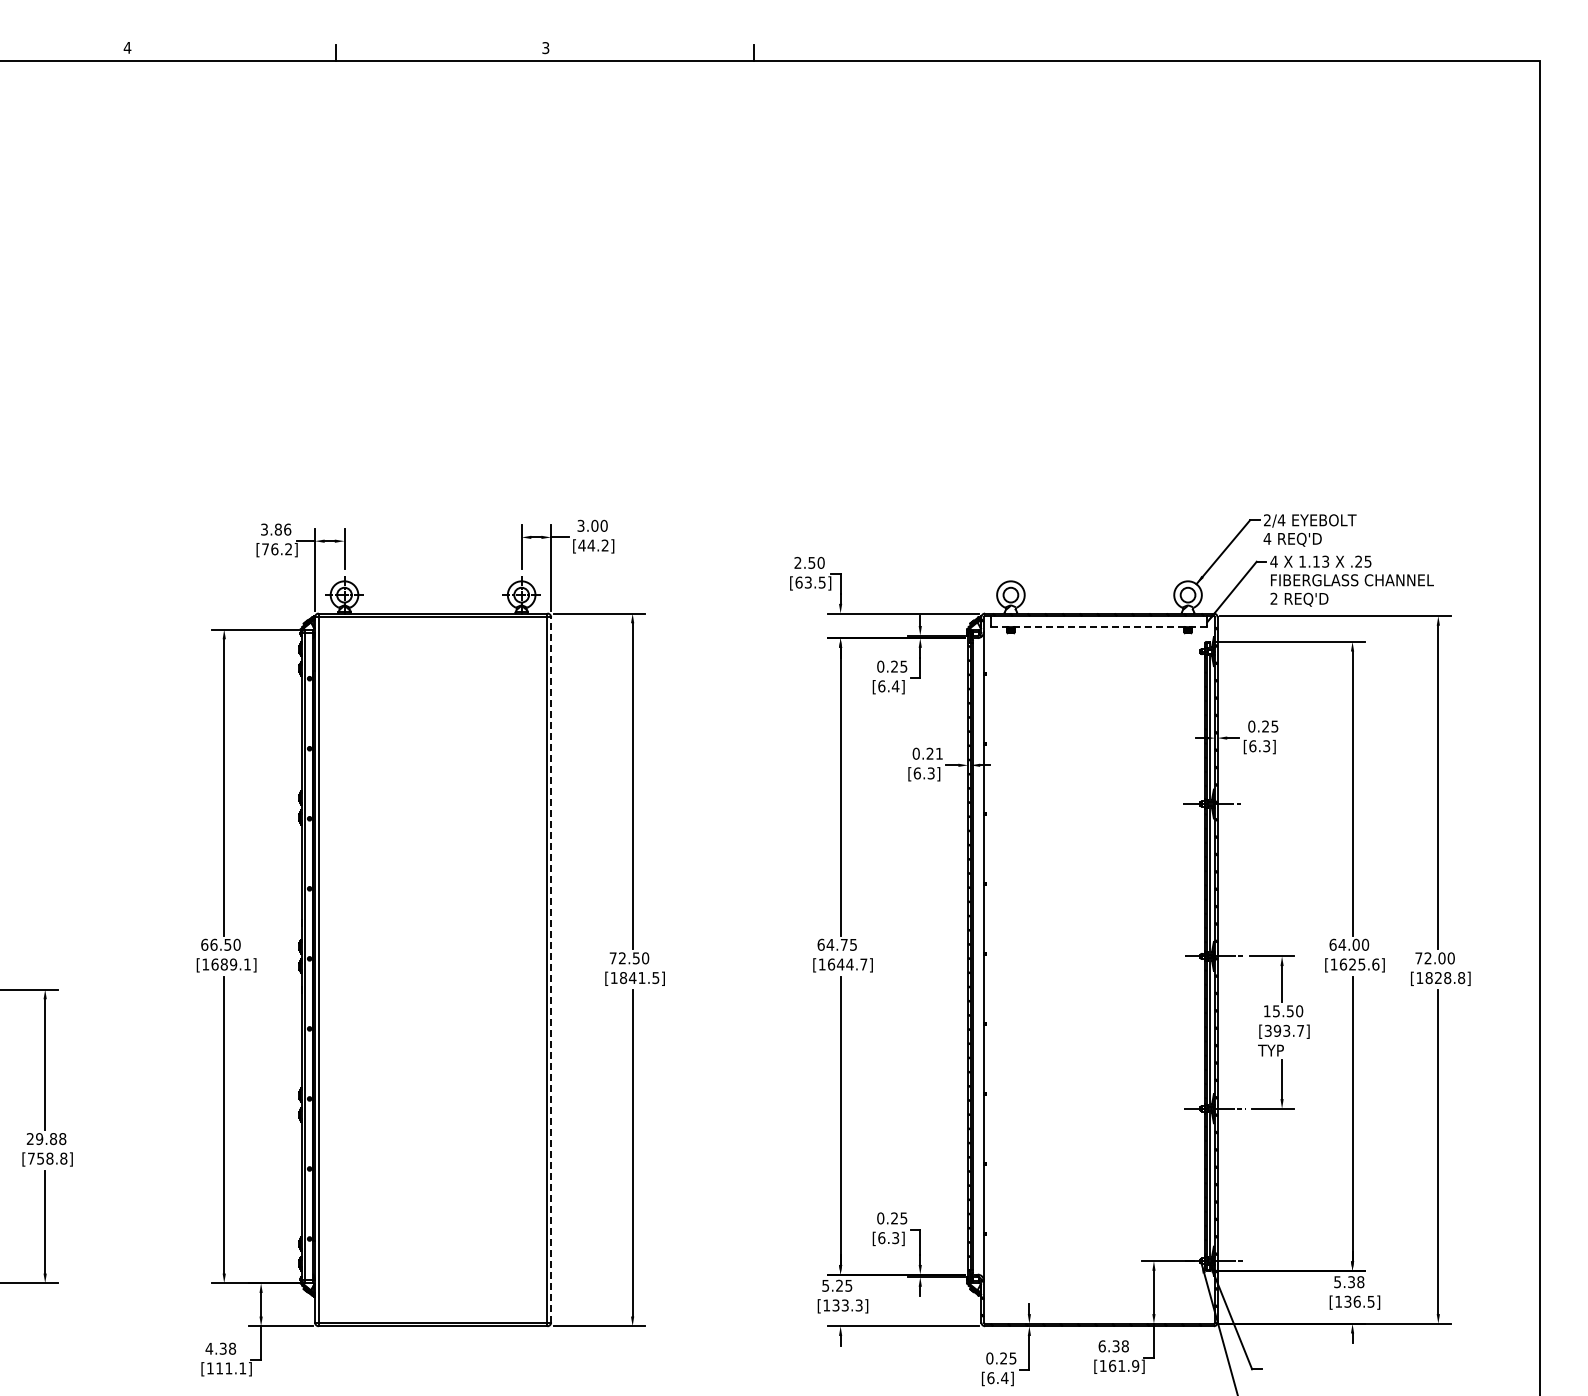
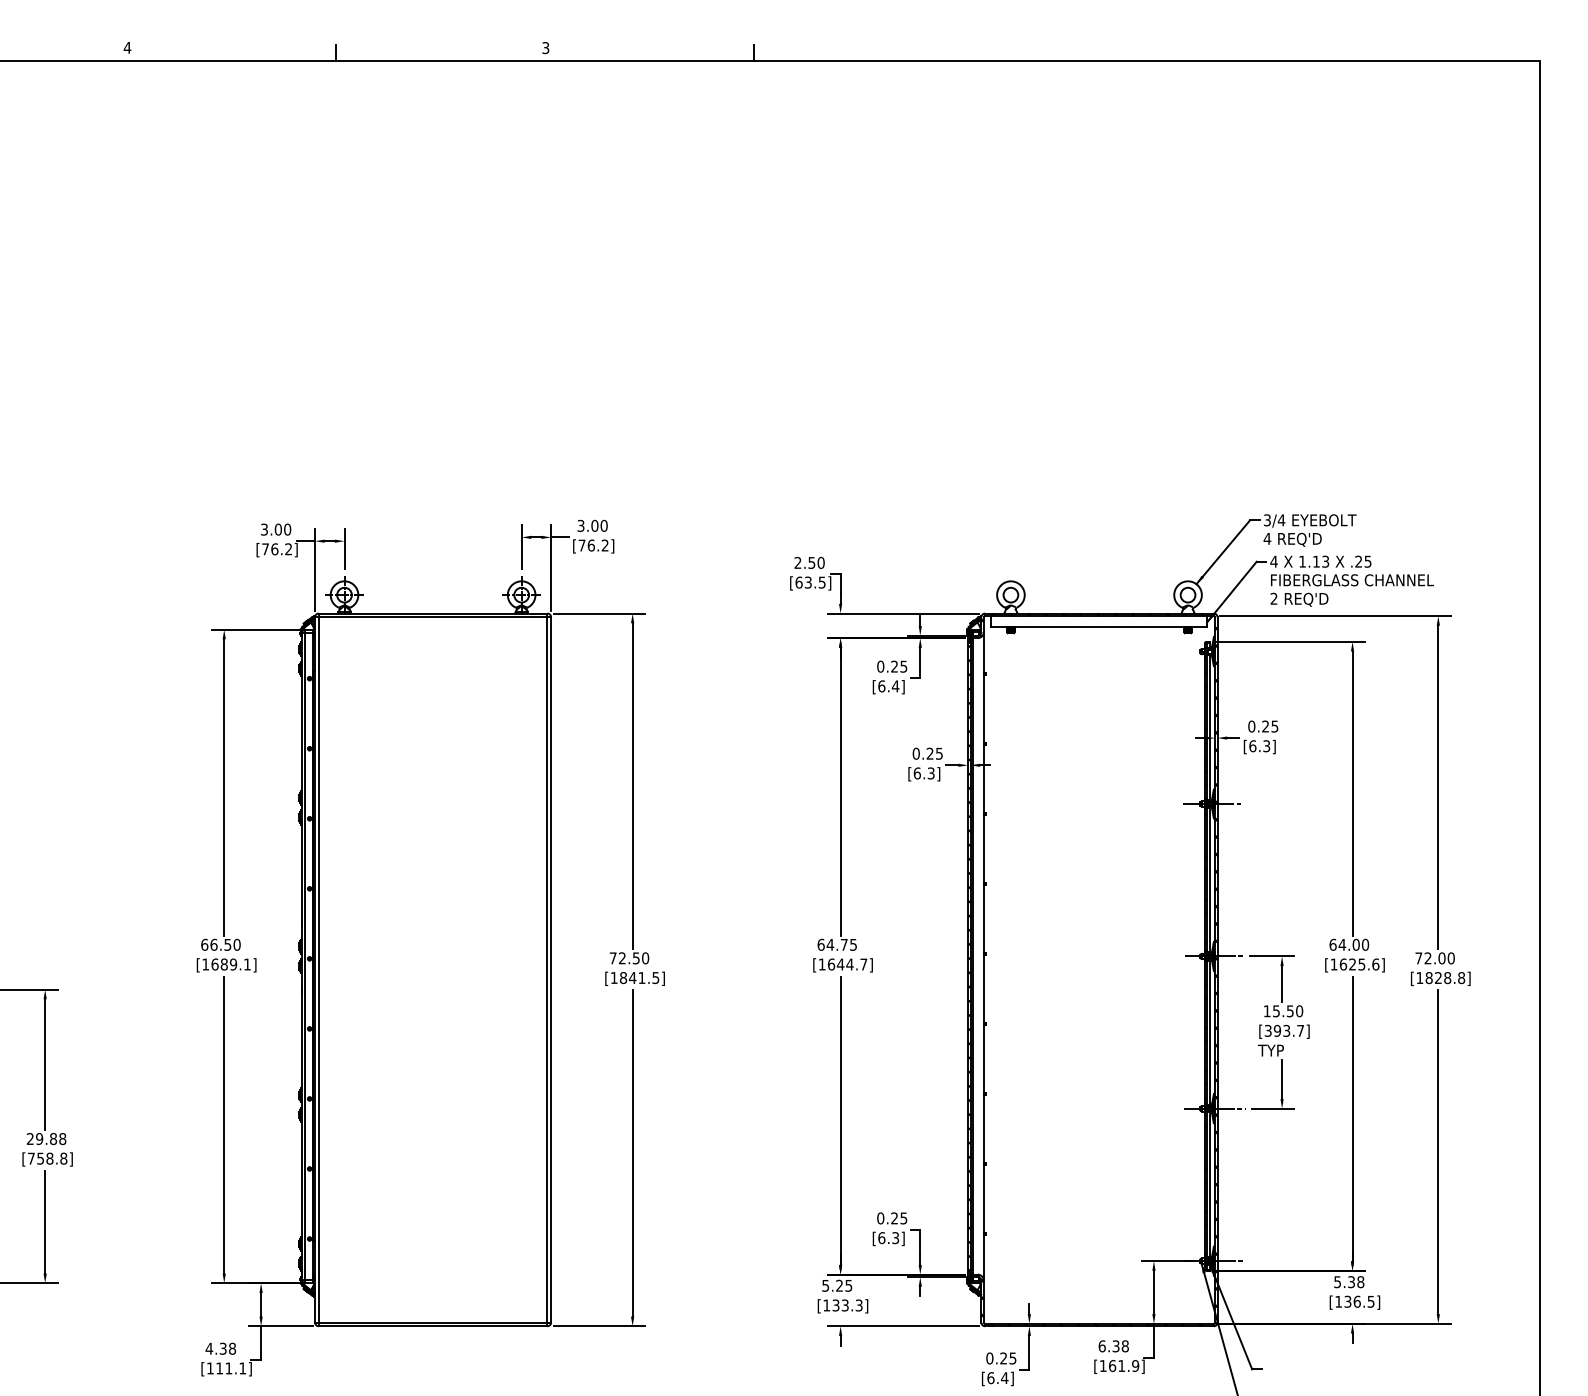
text: 2/4 -> 3/4 (1267, 520)
text: 3.86 -> 3.00 (282, 529)
text: [44.2] -> [76.2] (586, 545)
line: dashed -> solid (1098, 627)
text: 0.21 -> 0.25 (939, 753)
line: dashed -> solid (551, 969)
